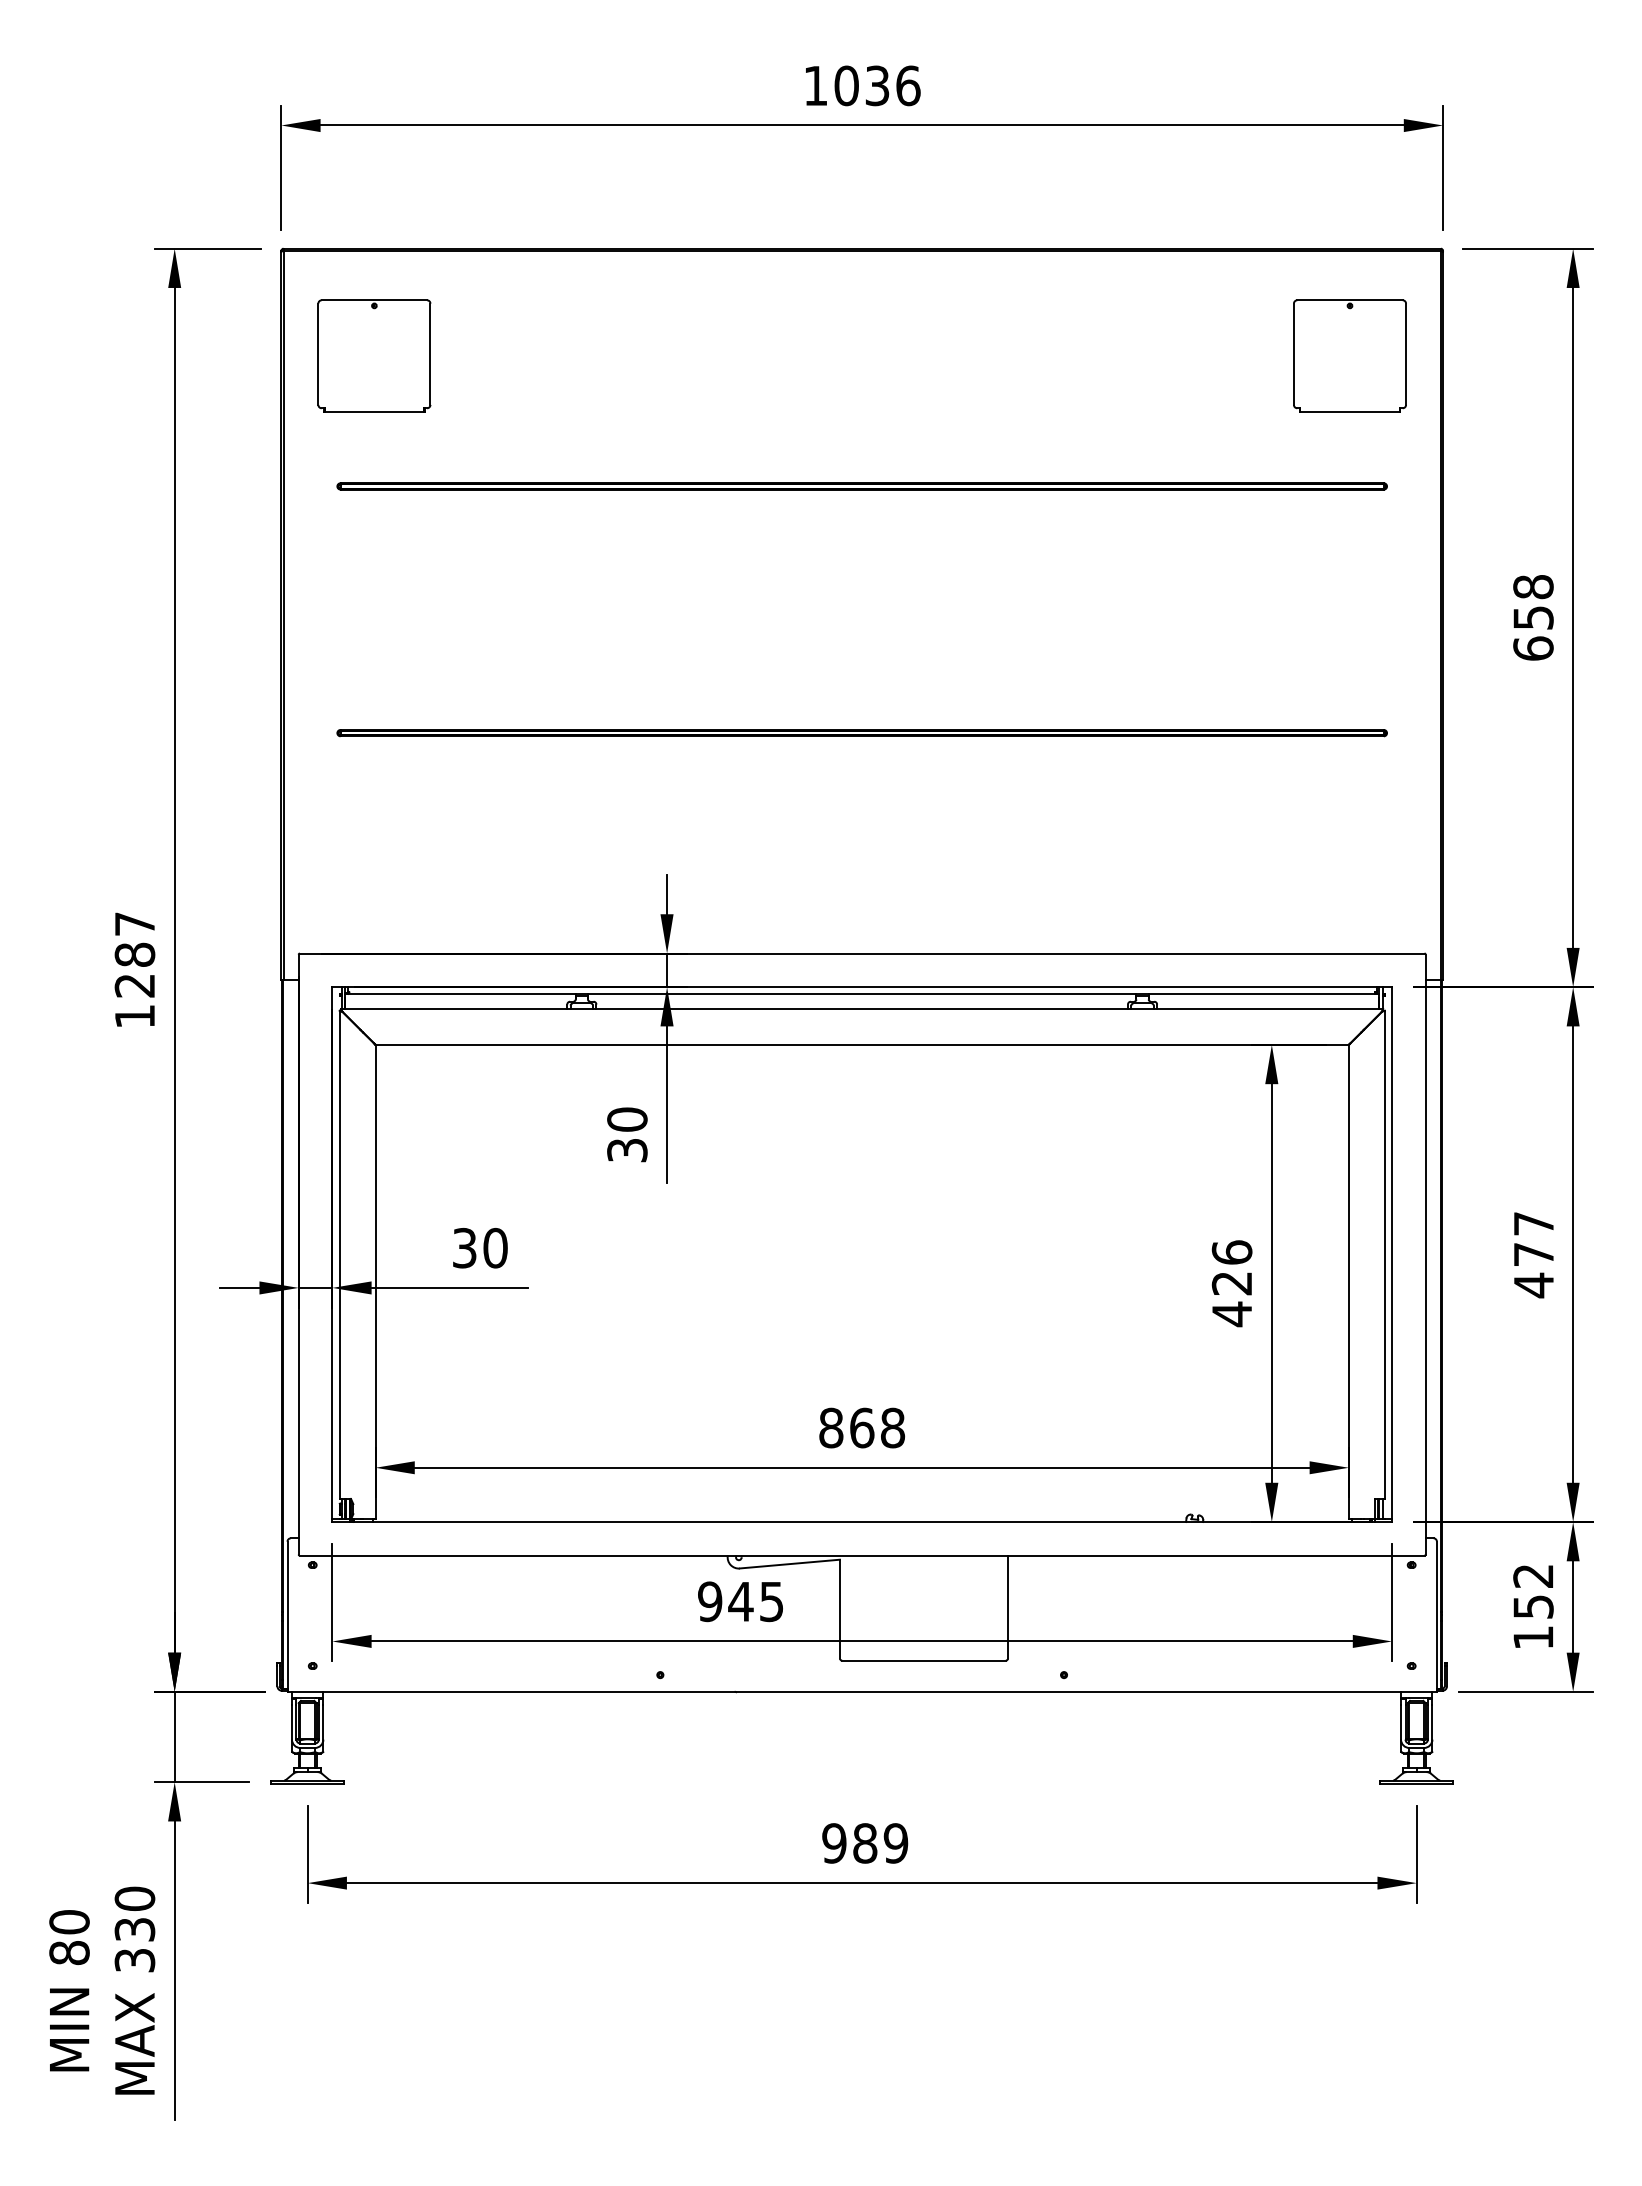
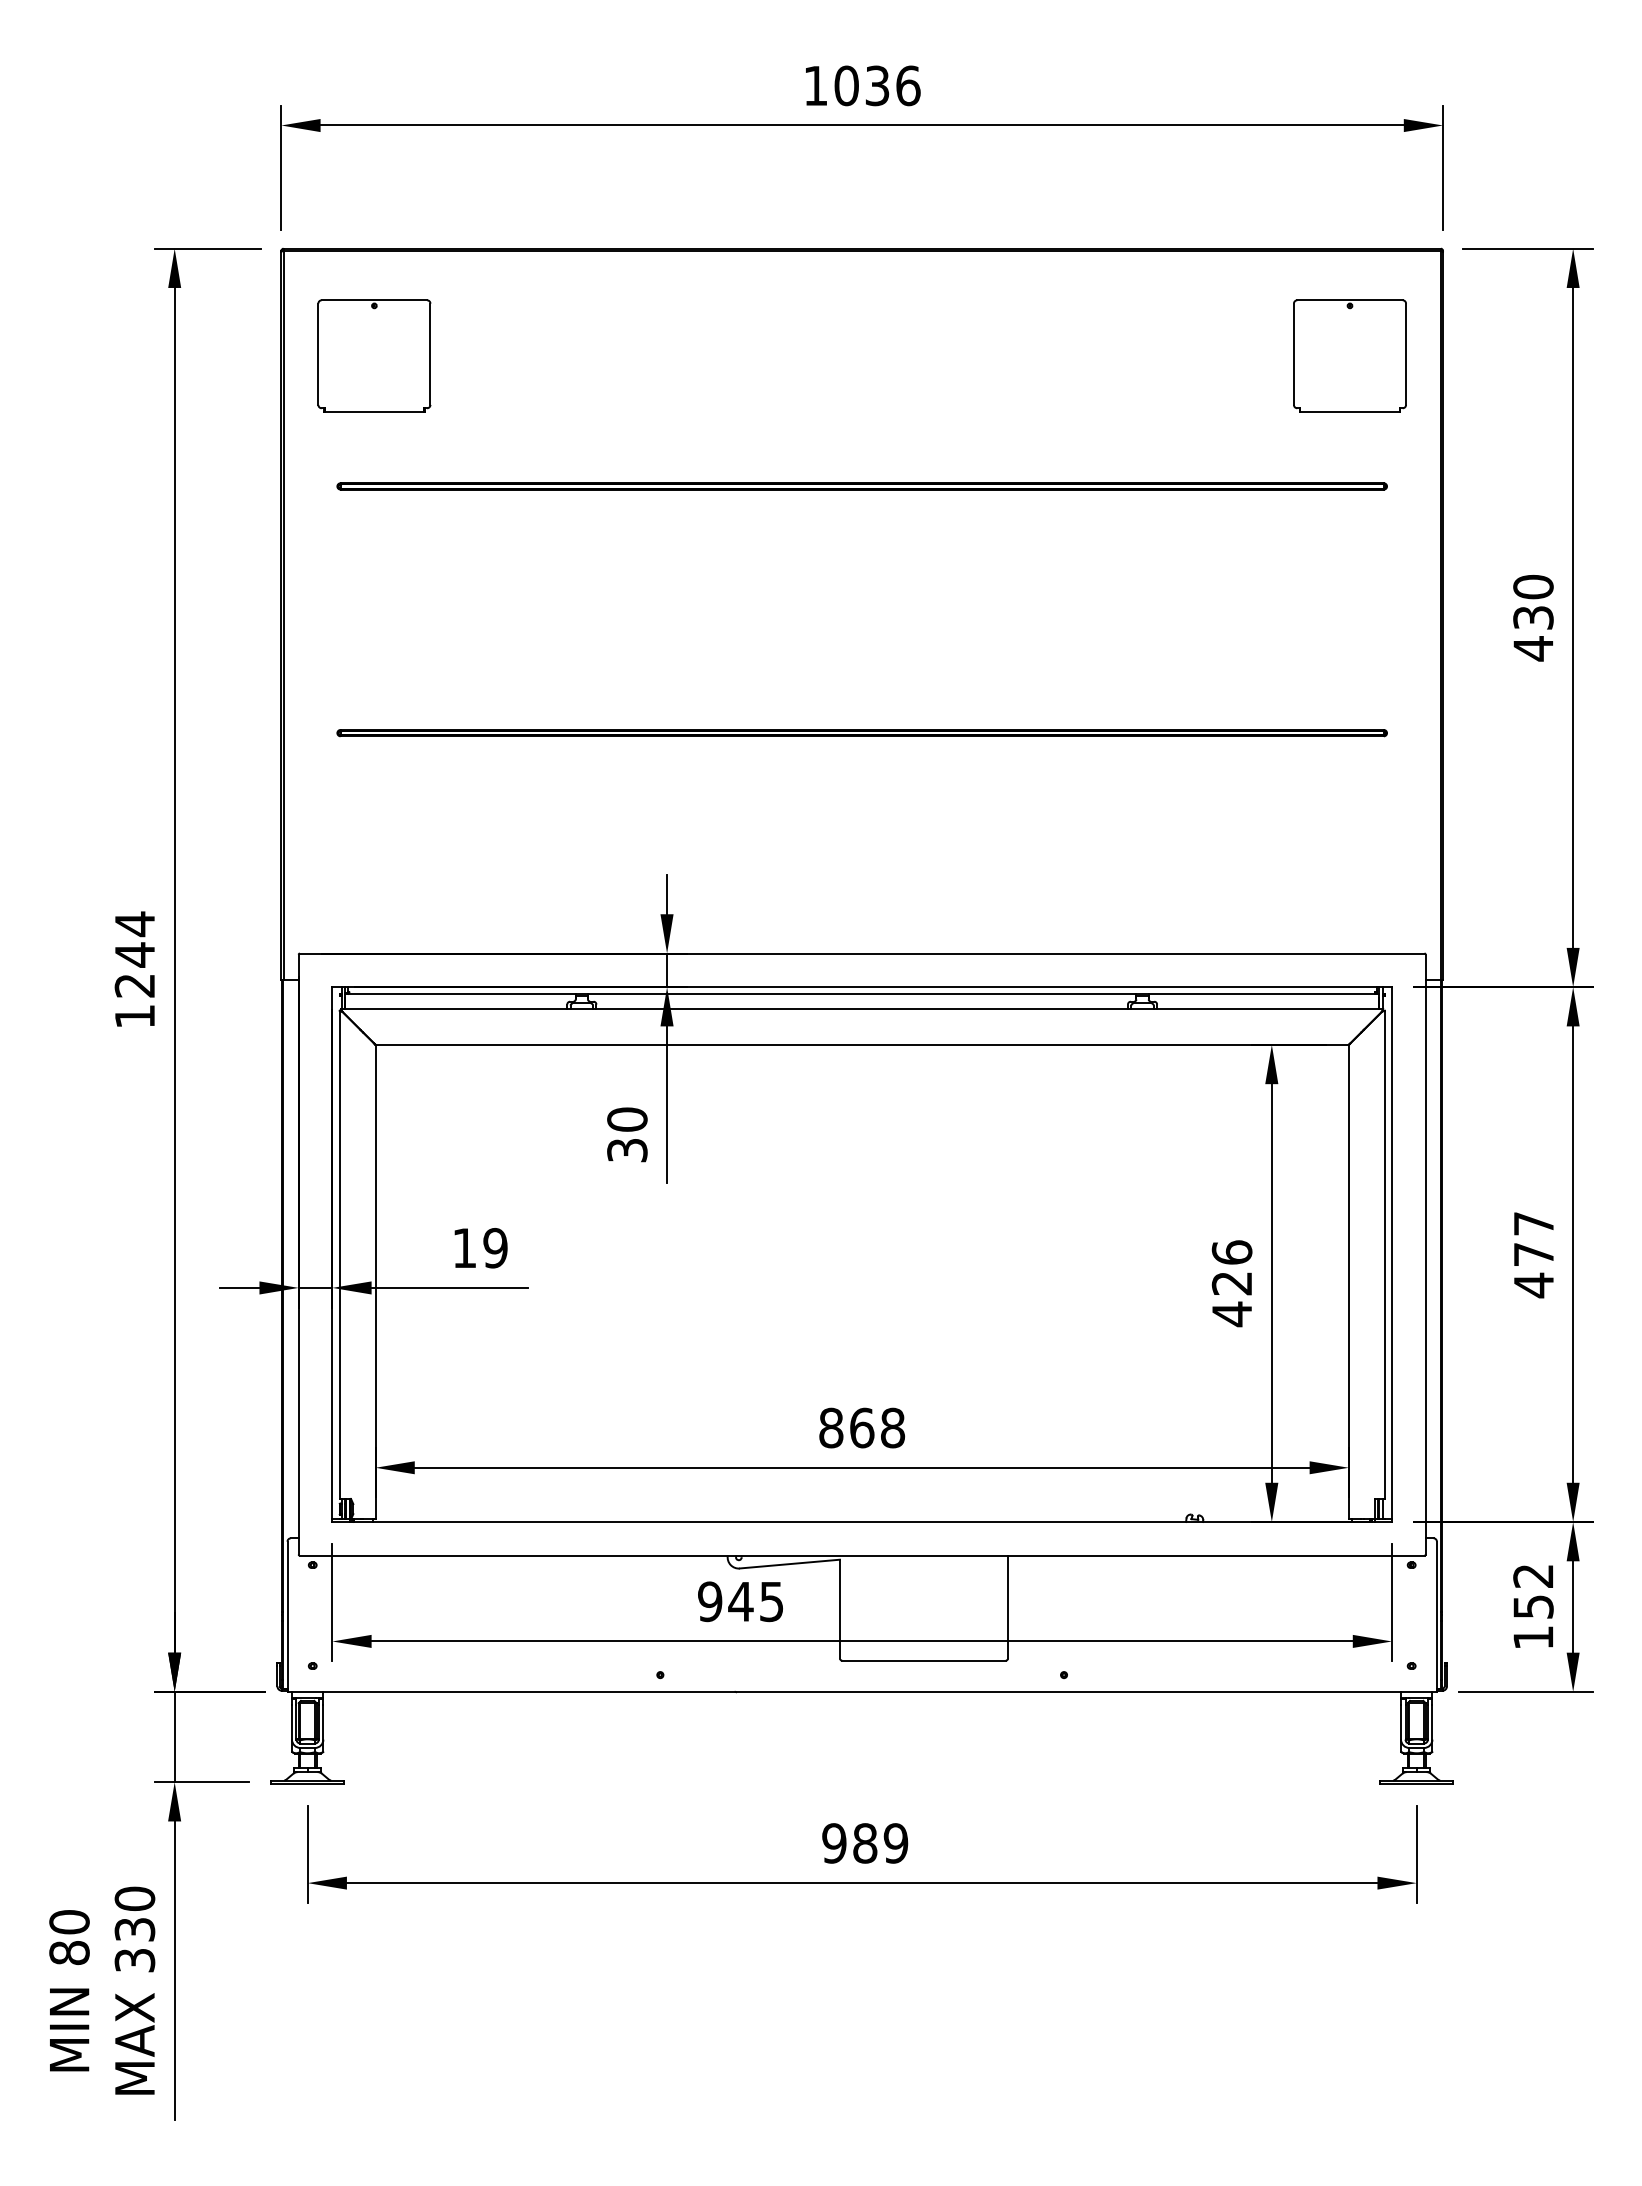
text: 658 -> 430 (1533, 617)
text: 1287 -> 1244 (134, 939)
text: 30 -> 19 (480, 1247)
